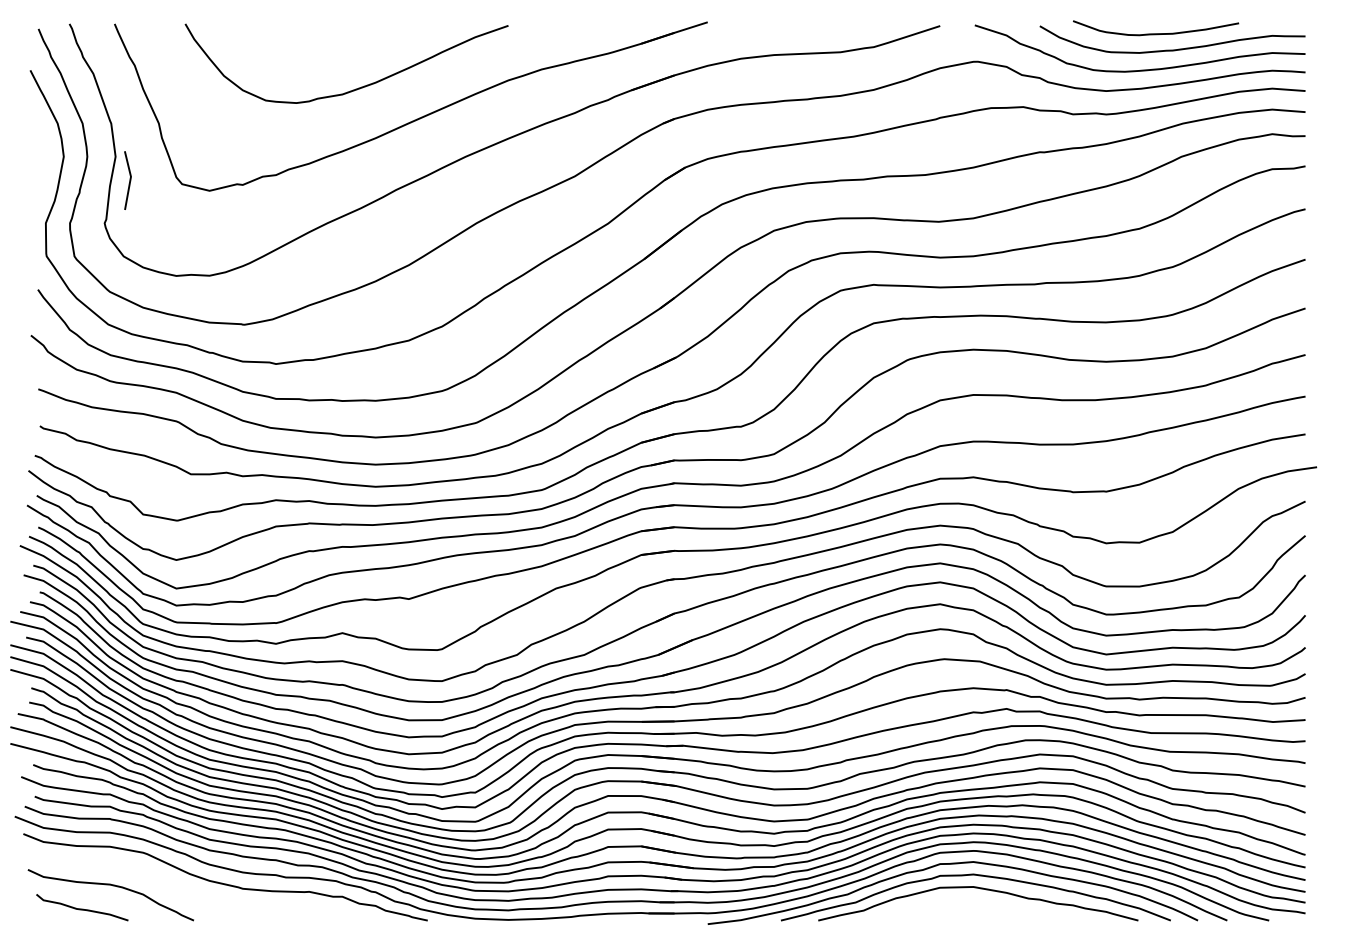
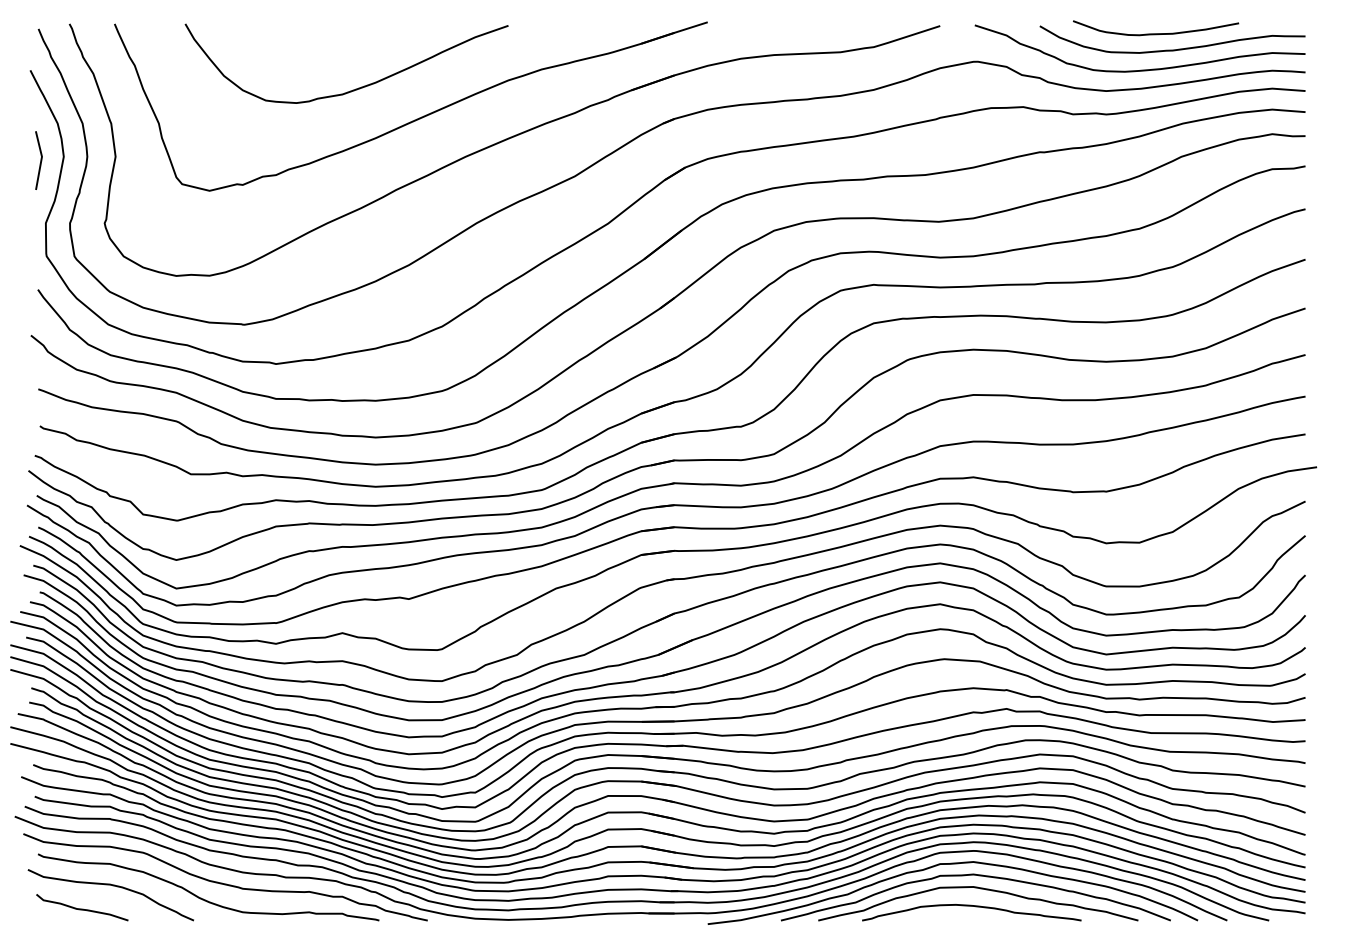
line position: (129, 180) -> (40, 160) (40, 160)
curve: none -> present (203, 898)
curve: none -> present (971, 906)
